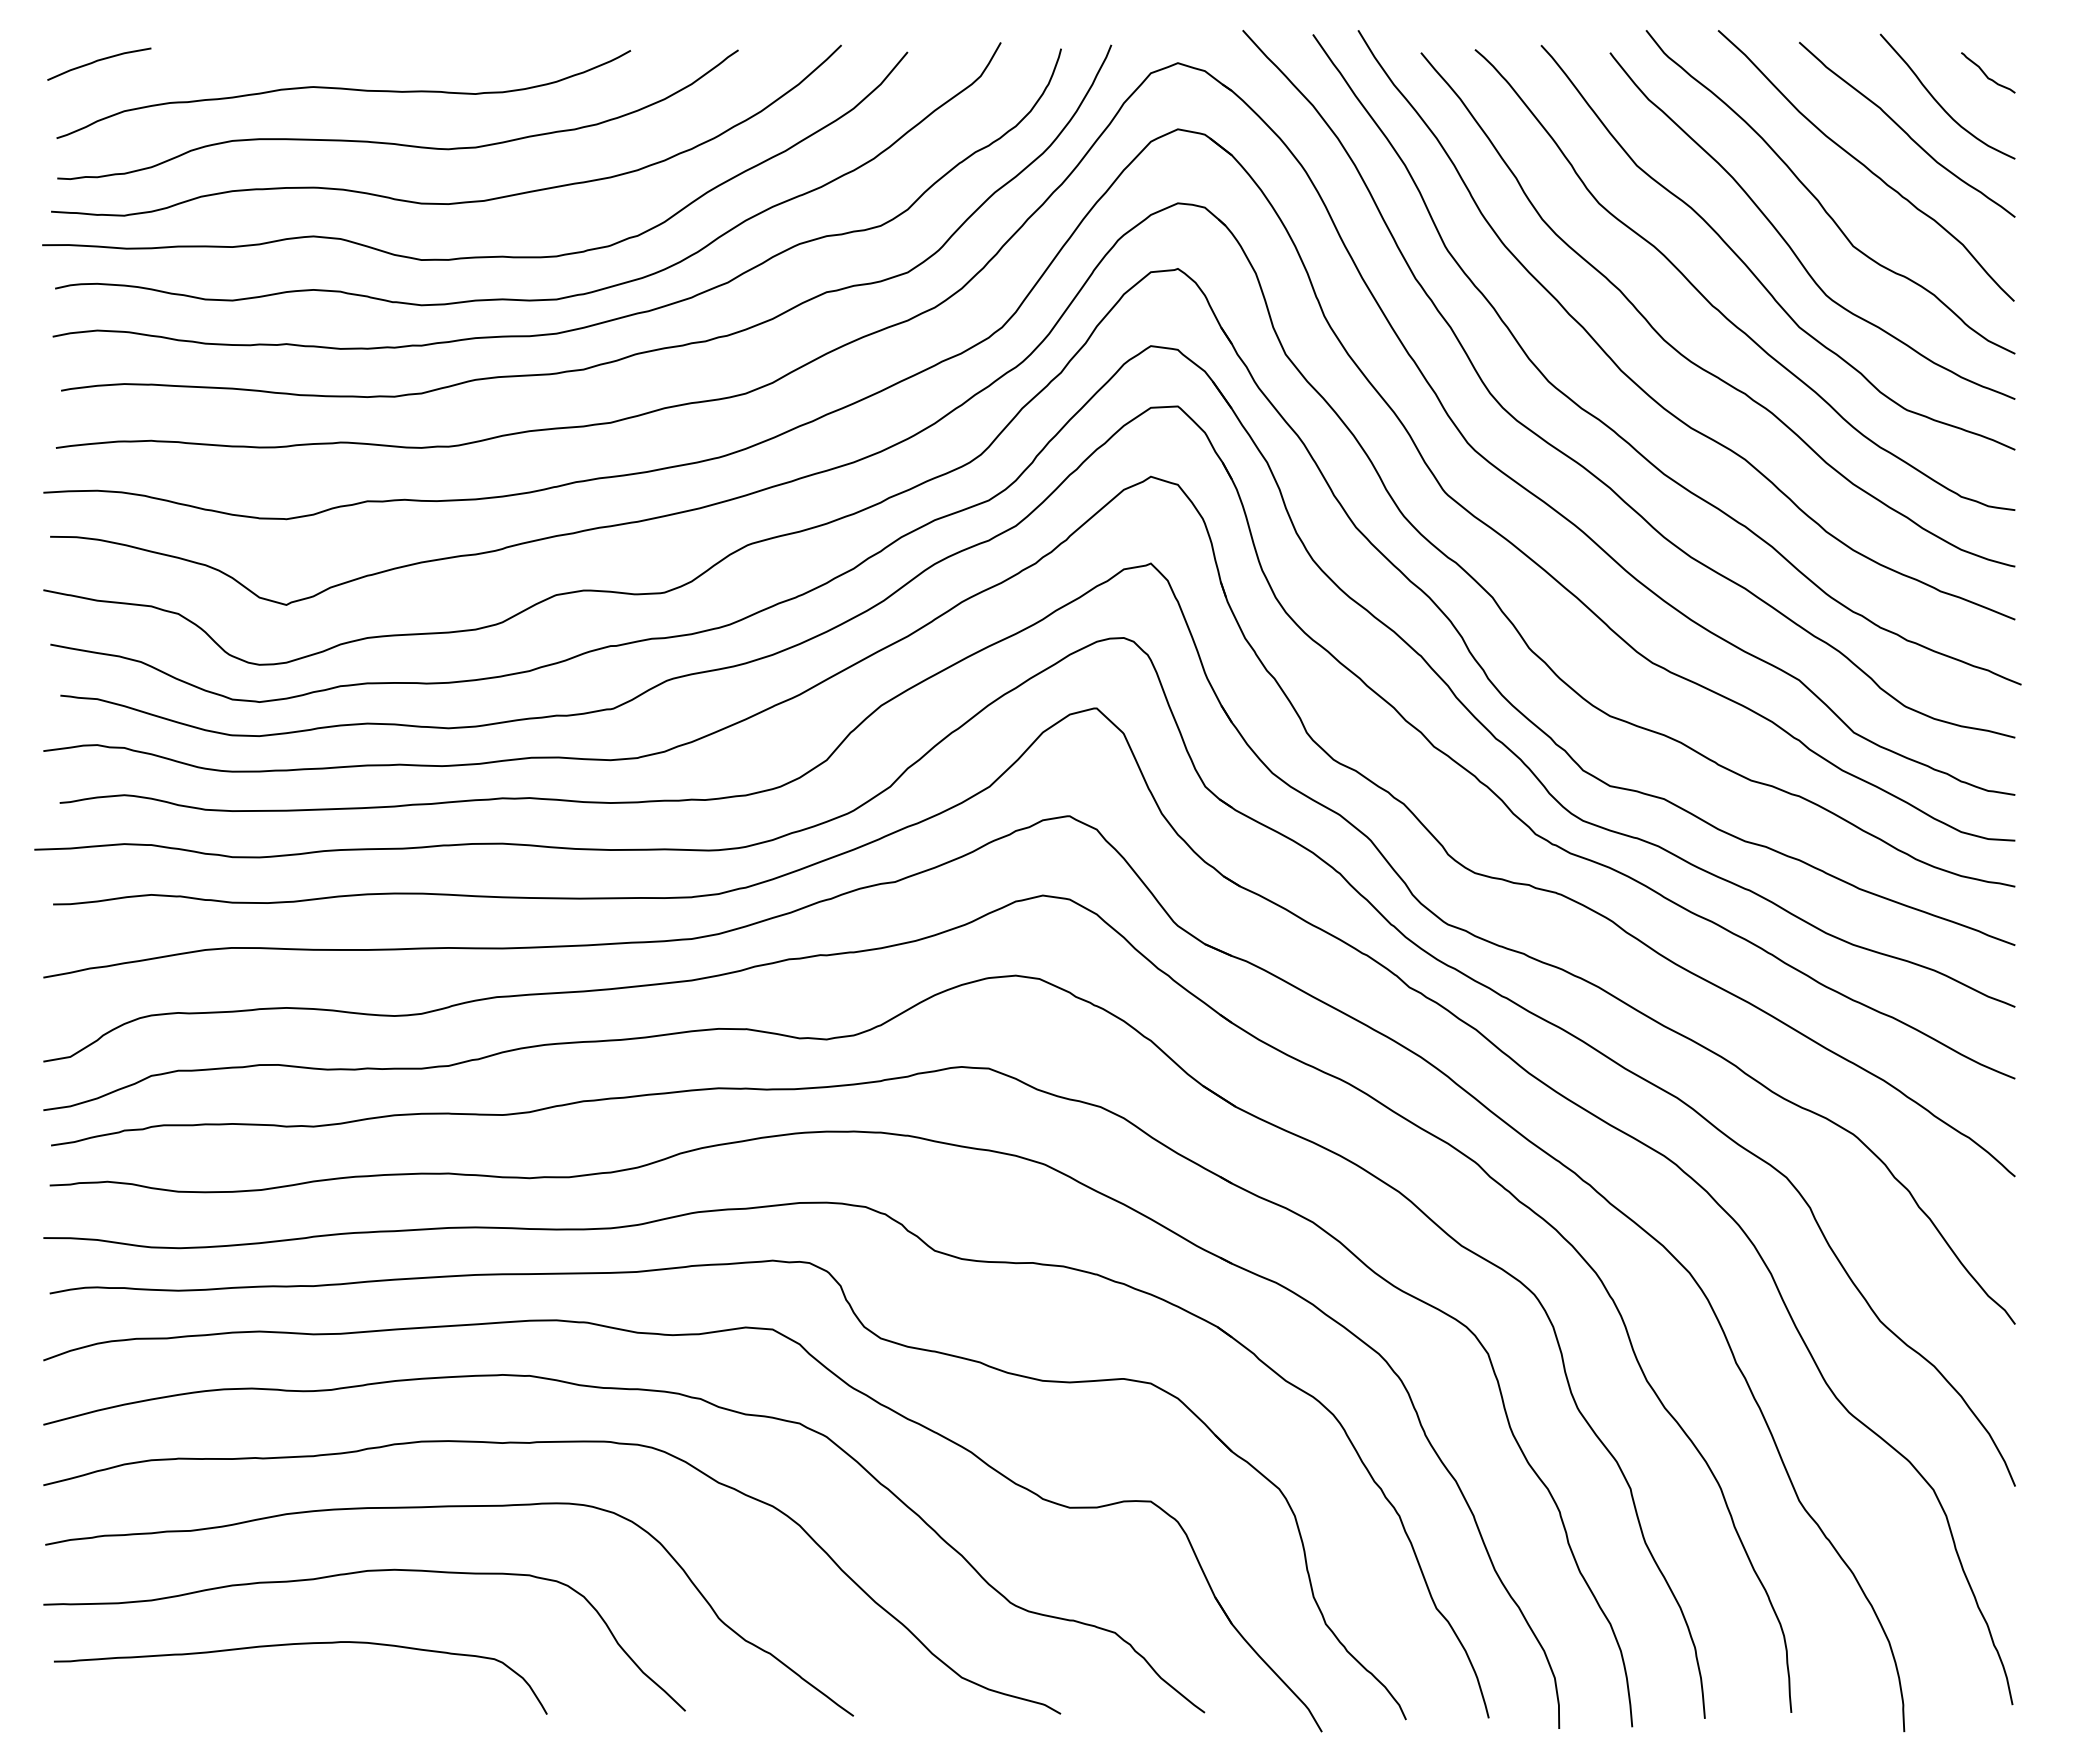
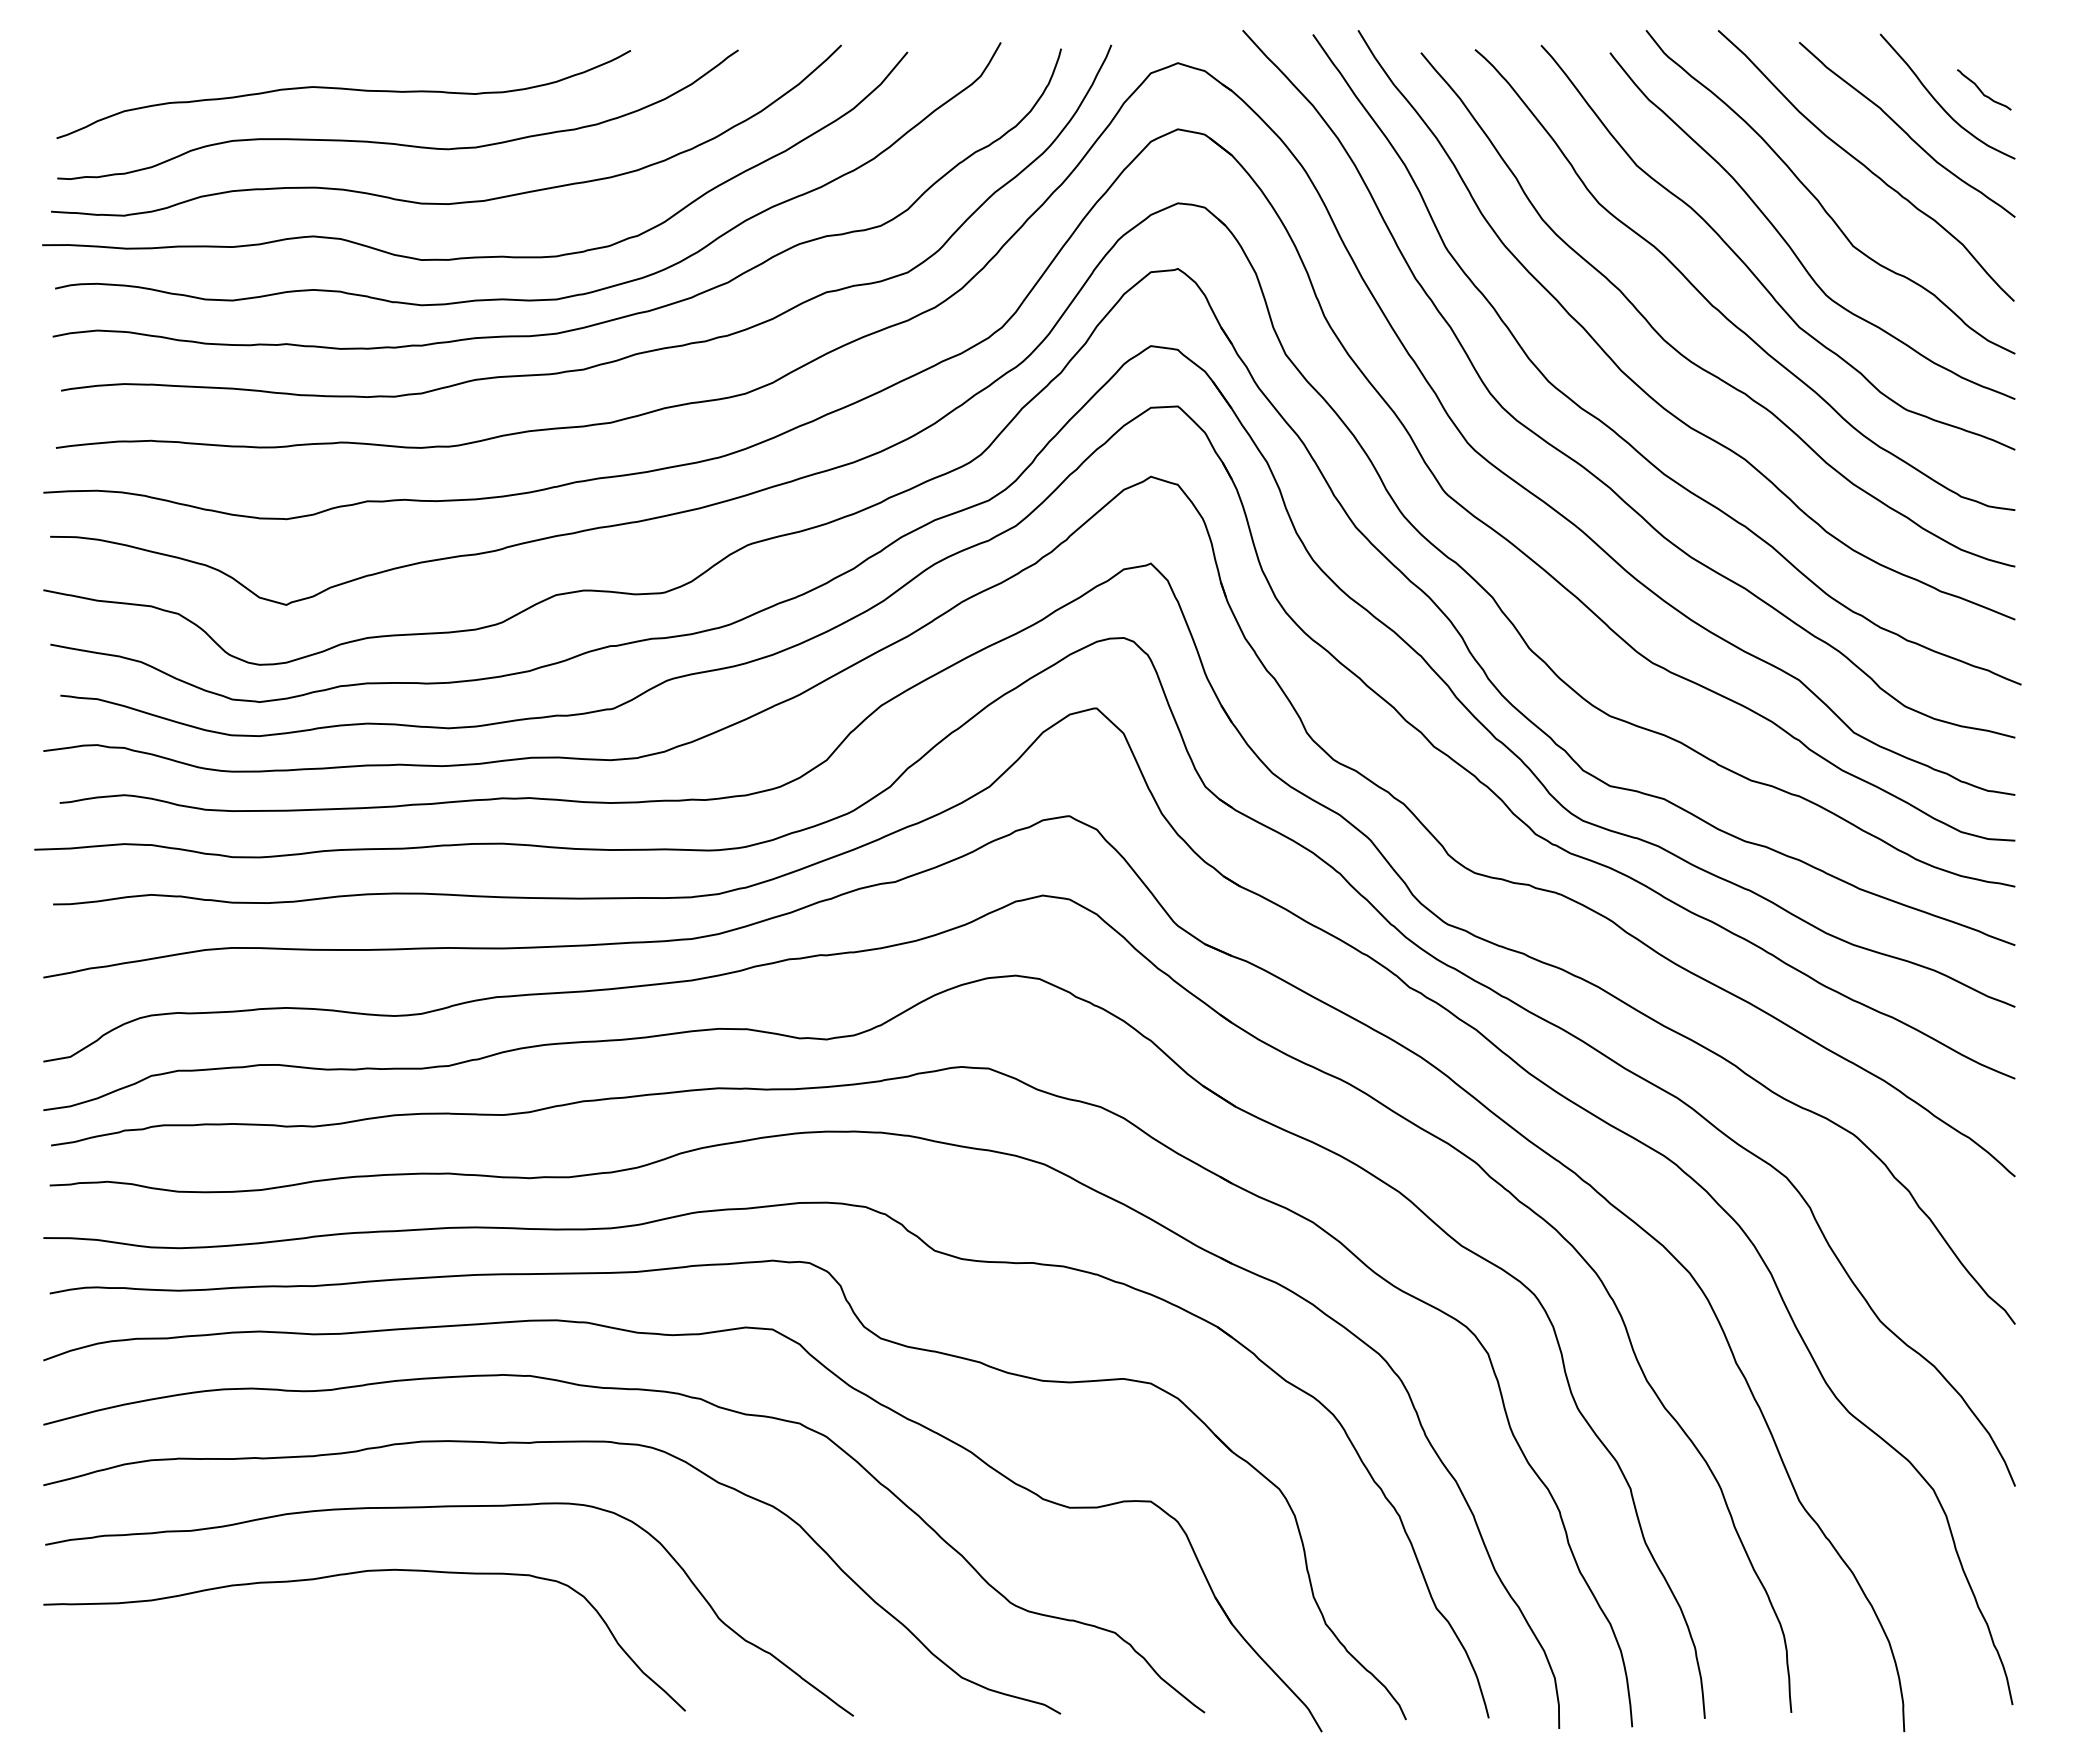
curve: present -> none (98, 61)
curve position: (1986, 74) -> (1982, 91) (1982, 91)
curve: present -> none (292, 1645)
